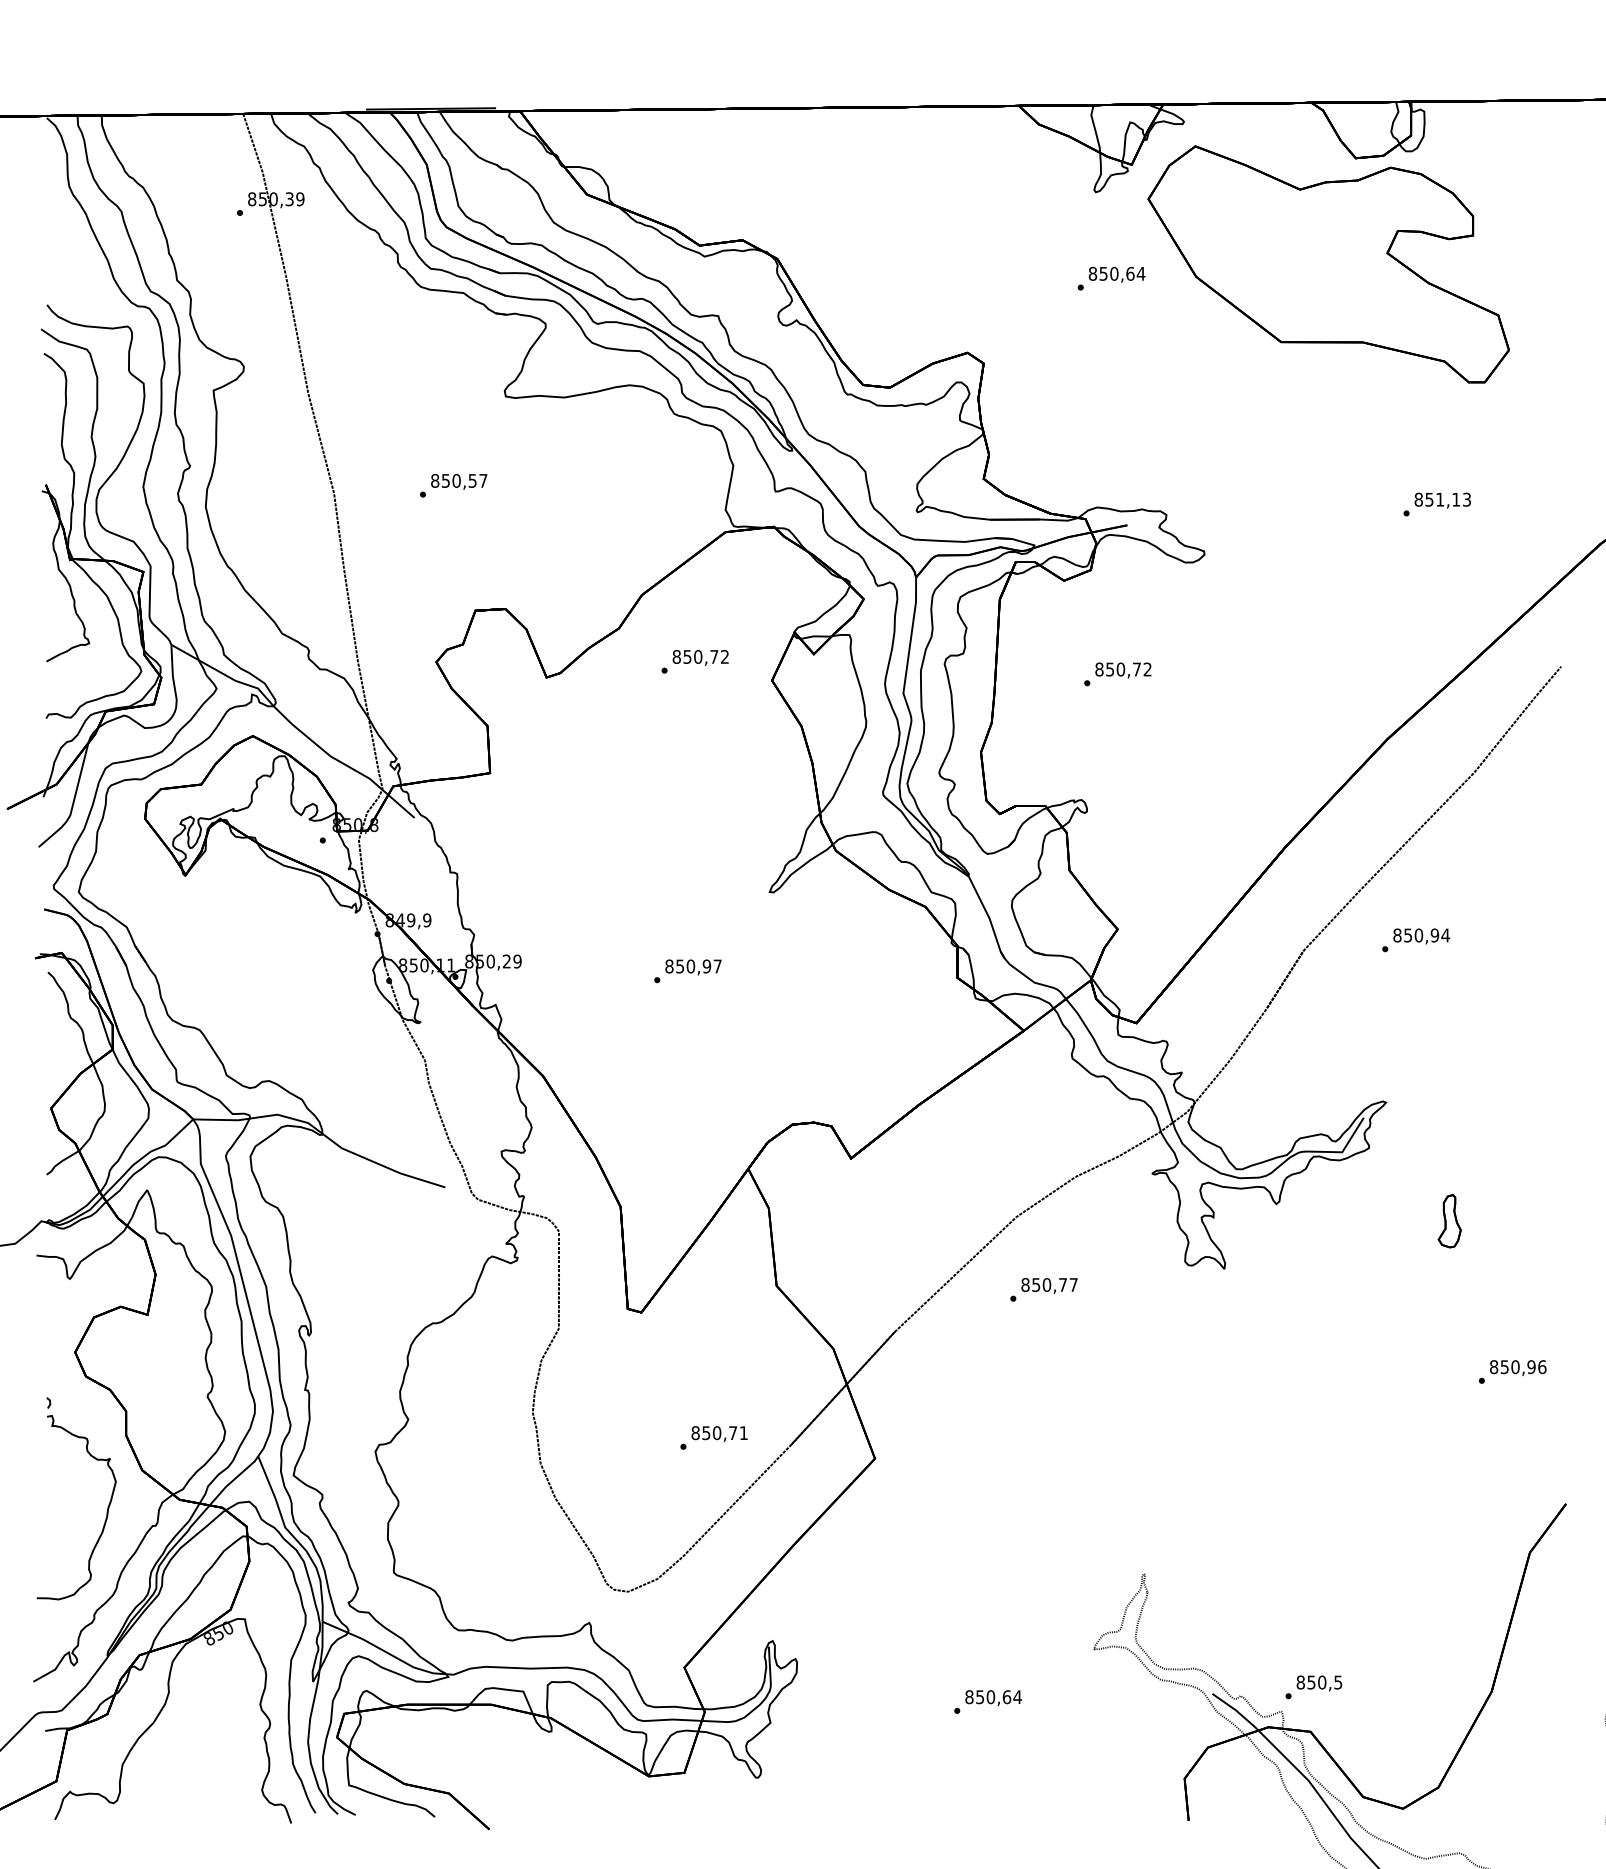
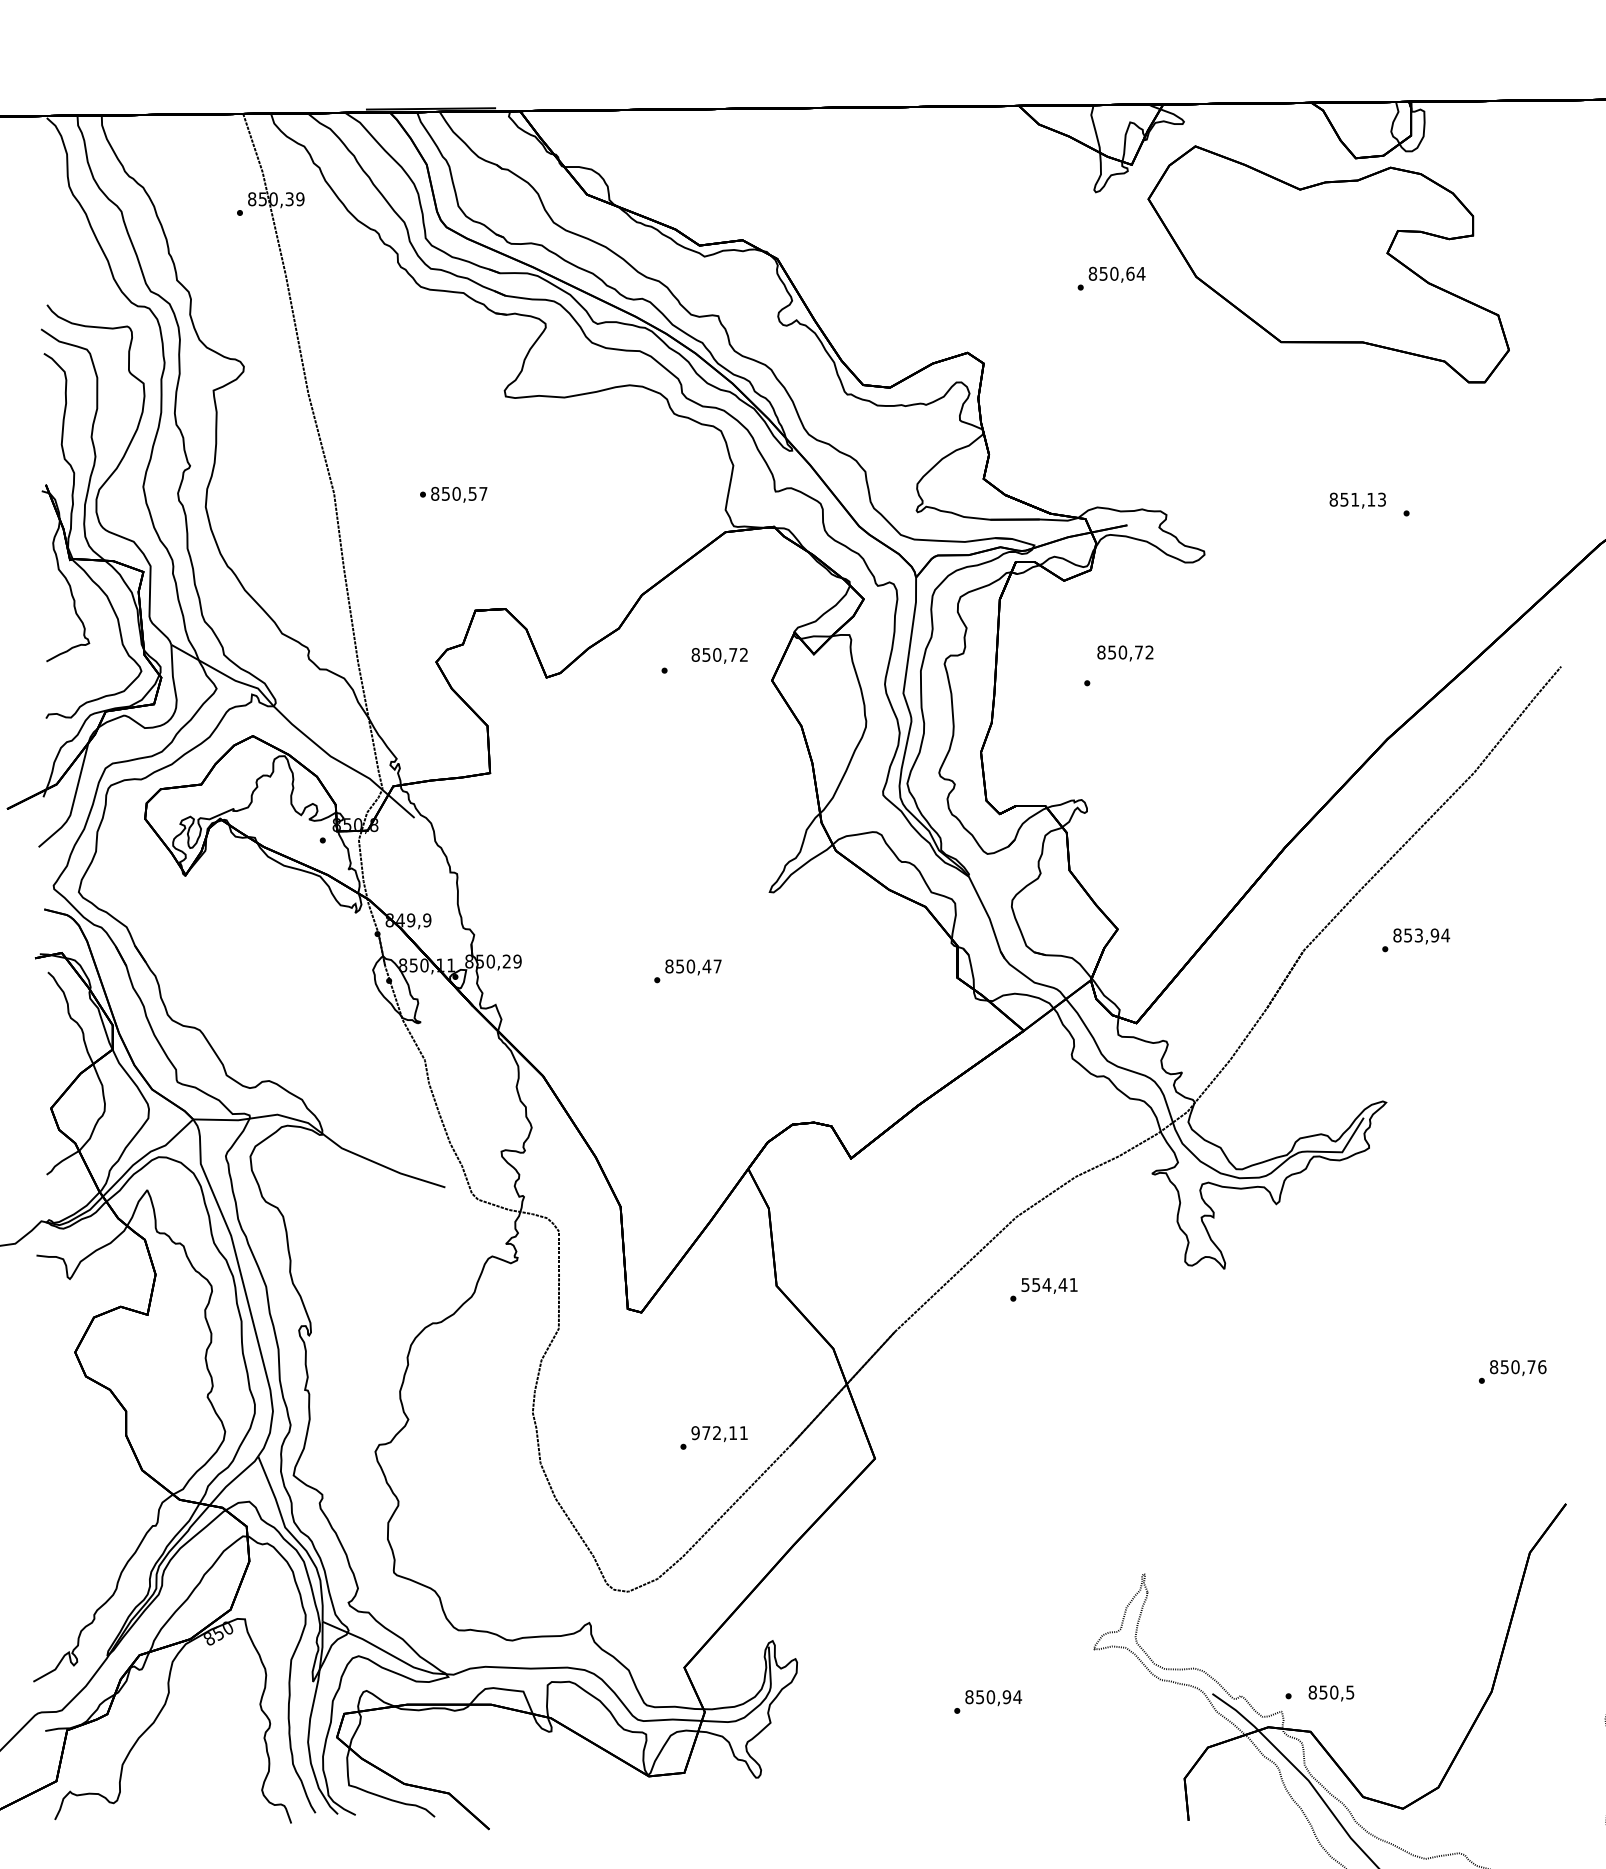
text position: (459, 481) -> (459, 494) (459, 494)
text position: (1442, 500) -> (1357, 500) (1357, 500)
text position: (700, 657) -> (719, 655) (719, 655)
text position: (1123, 670) -> (1125, 653) (1125, 653)
text: 850,94 -> 853,94 (1418, 935)
text: 850,97 -> 850,47 (706, 966)
part: present -> none (1449, 1221)
text: 850,77 -> 554,41 (1049, 1284)
text: 850,96 -> 850,76 (1531, 1367)
text: 850,71 -> 972,11 (713, 1433)
part: present -> none (107, 1507)
text position: (1319, 1683) -> (1331, 1693) (1331, 1693)
text: 850,64 -> 850,94 (1006, 1697)
